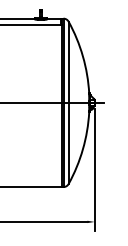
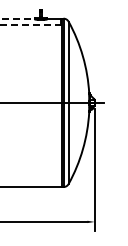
line: solid -> dashed (17, 18)
line: solid -> dashed (31, 24)
